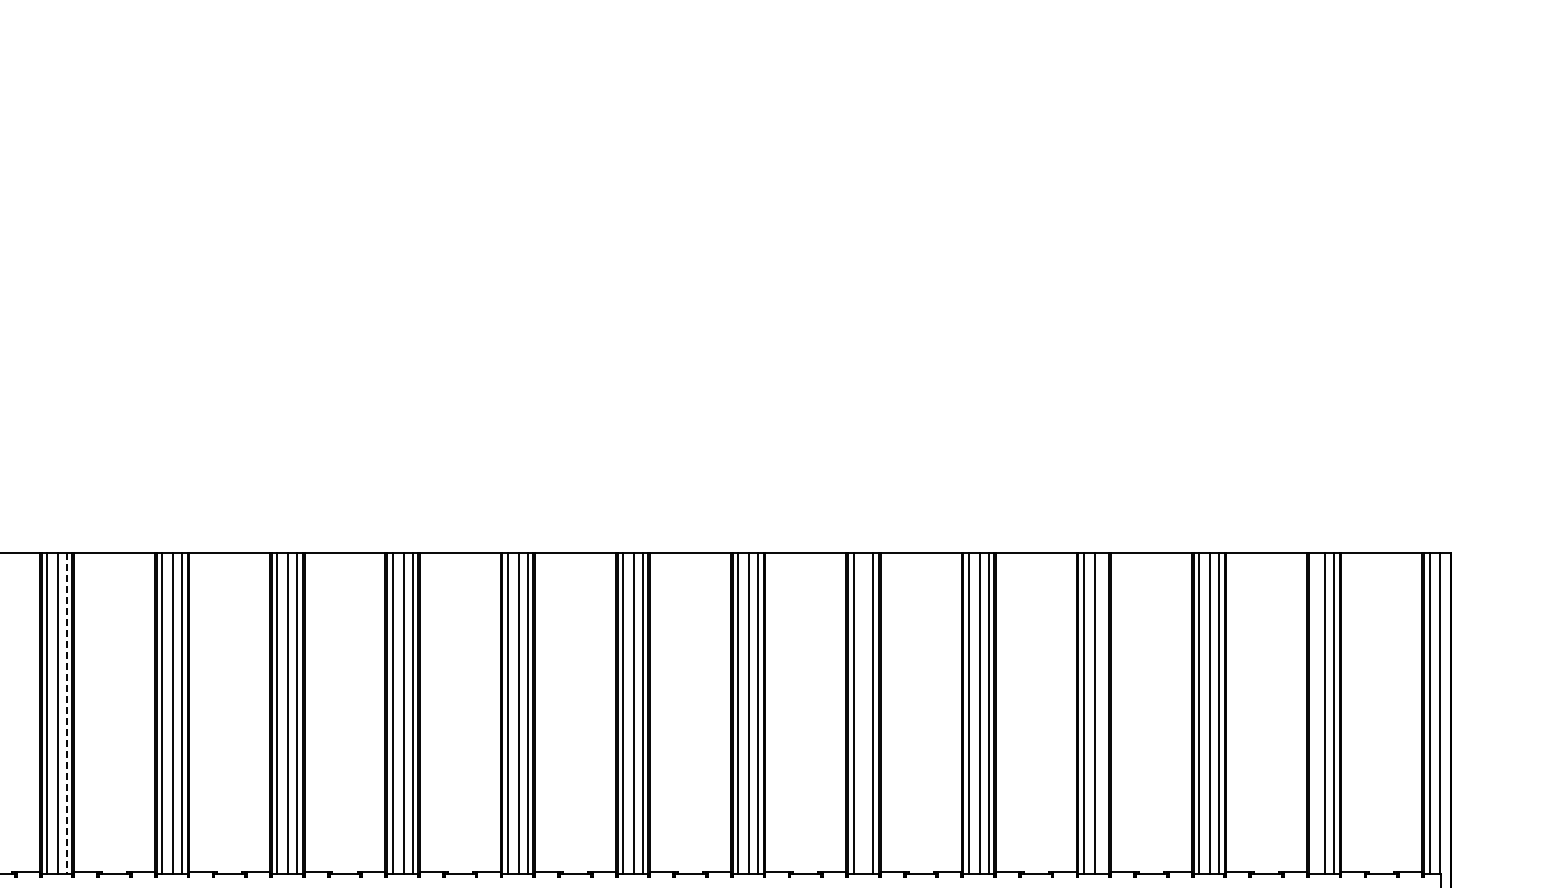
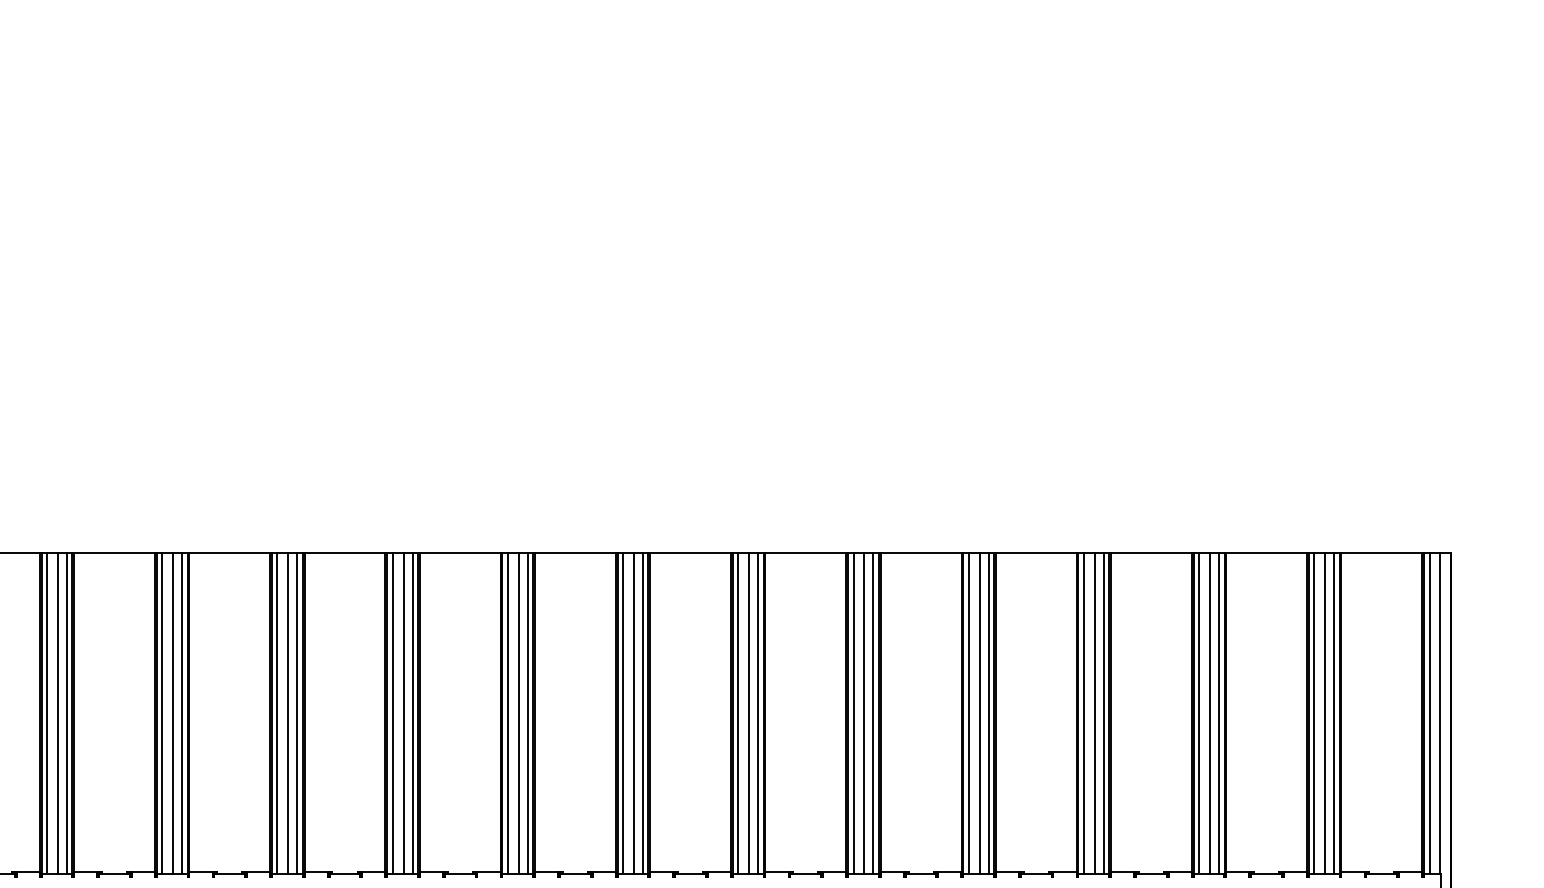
line: none -> present (864, 712)
line: none -> present (1103, 712)
line: none -> present (1314, 712)
line: dashed -> solid (66, 713)
